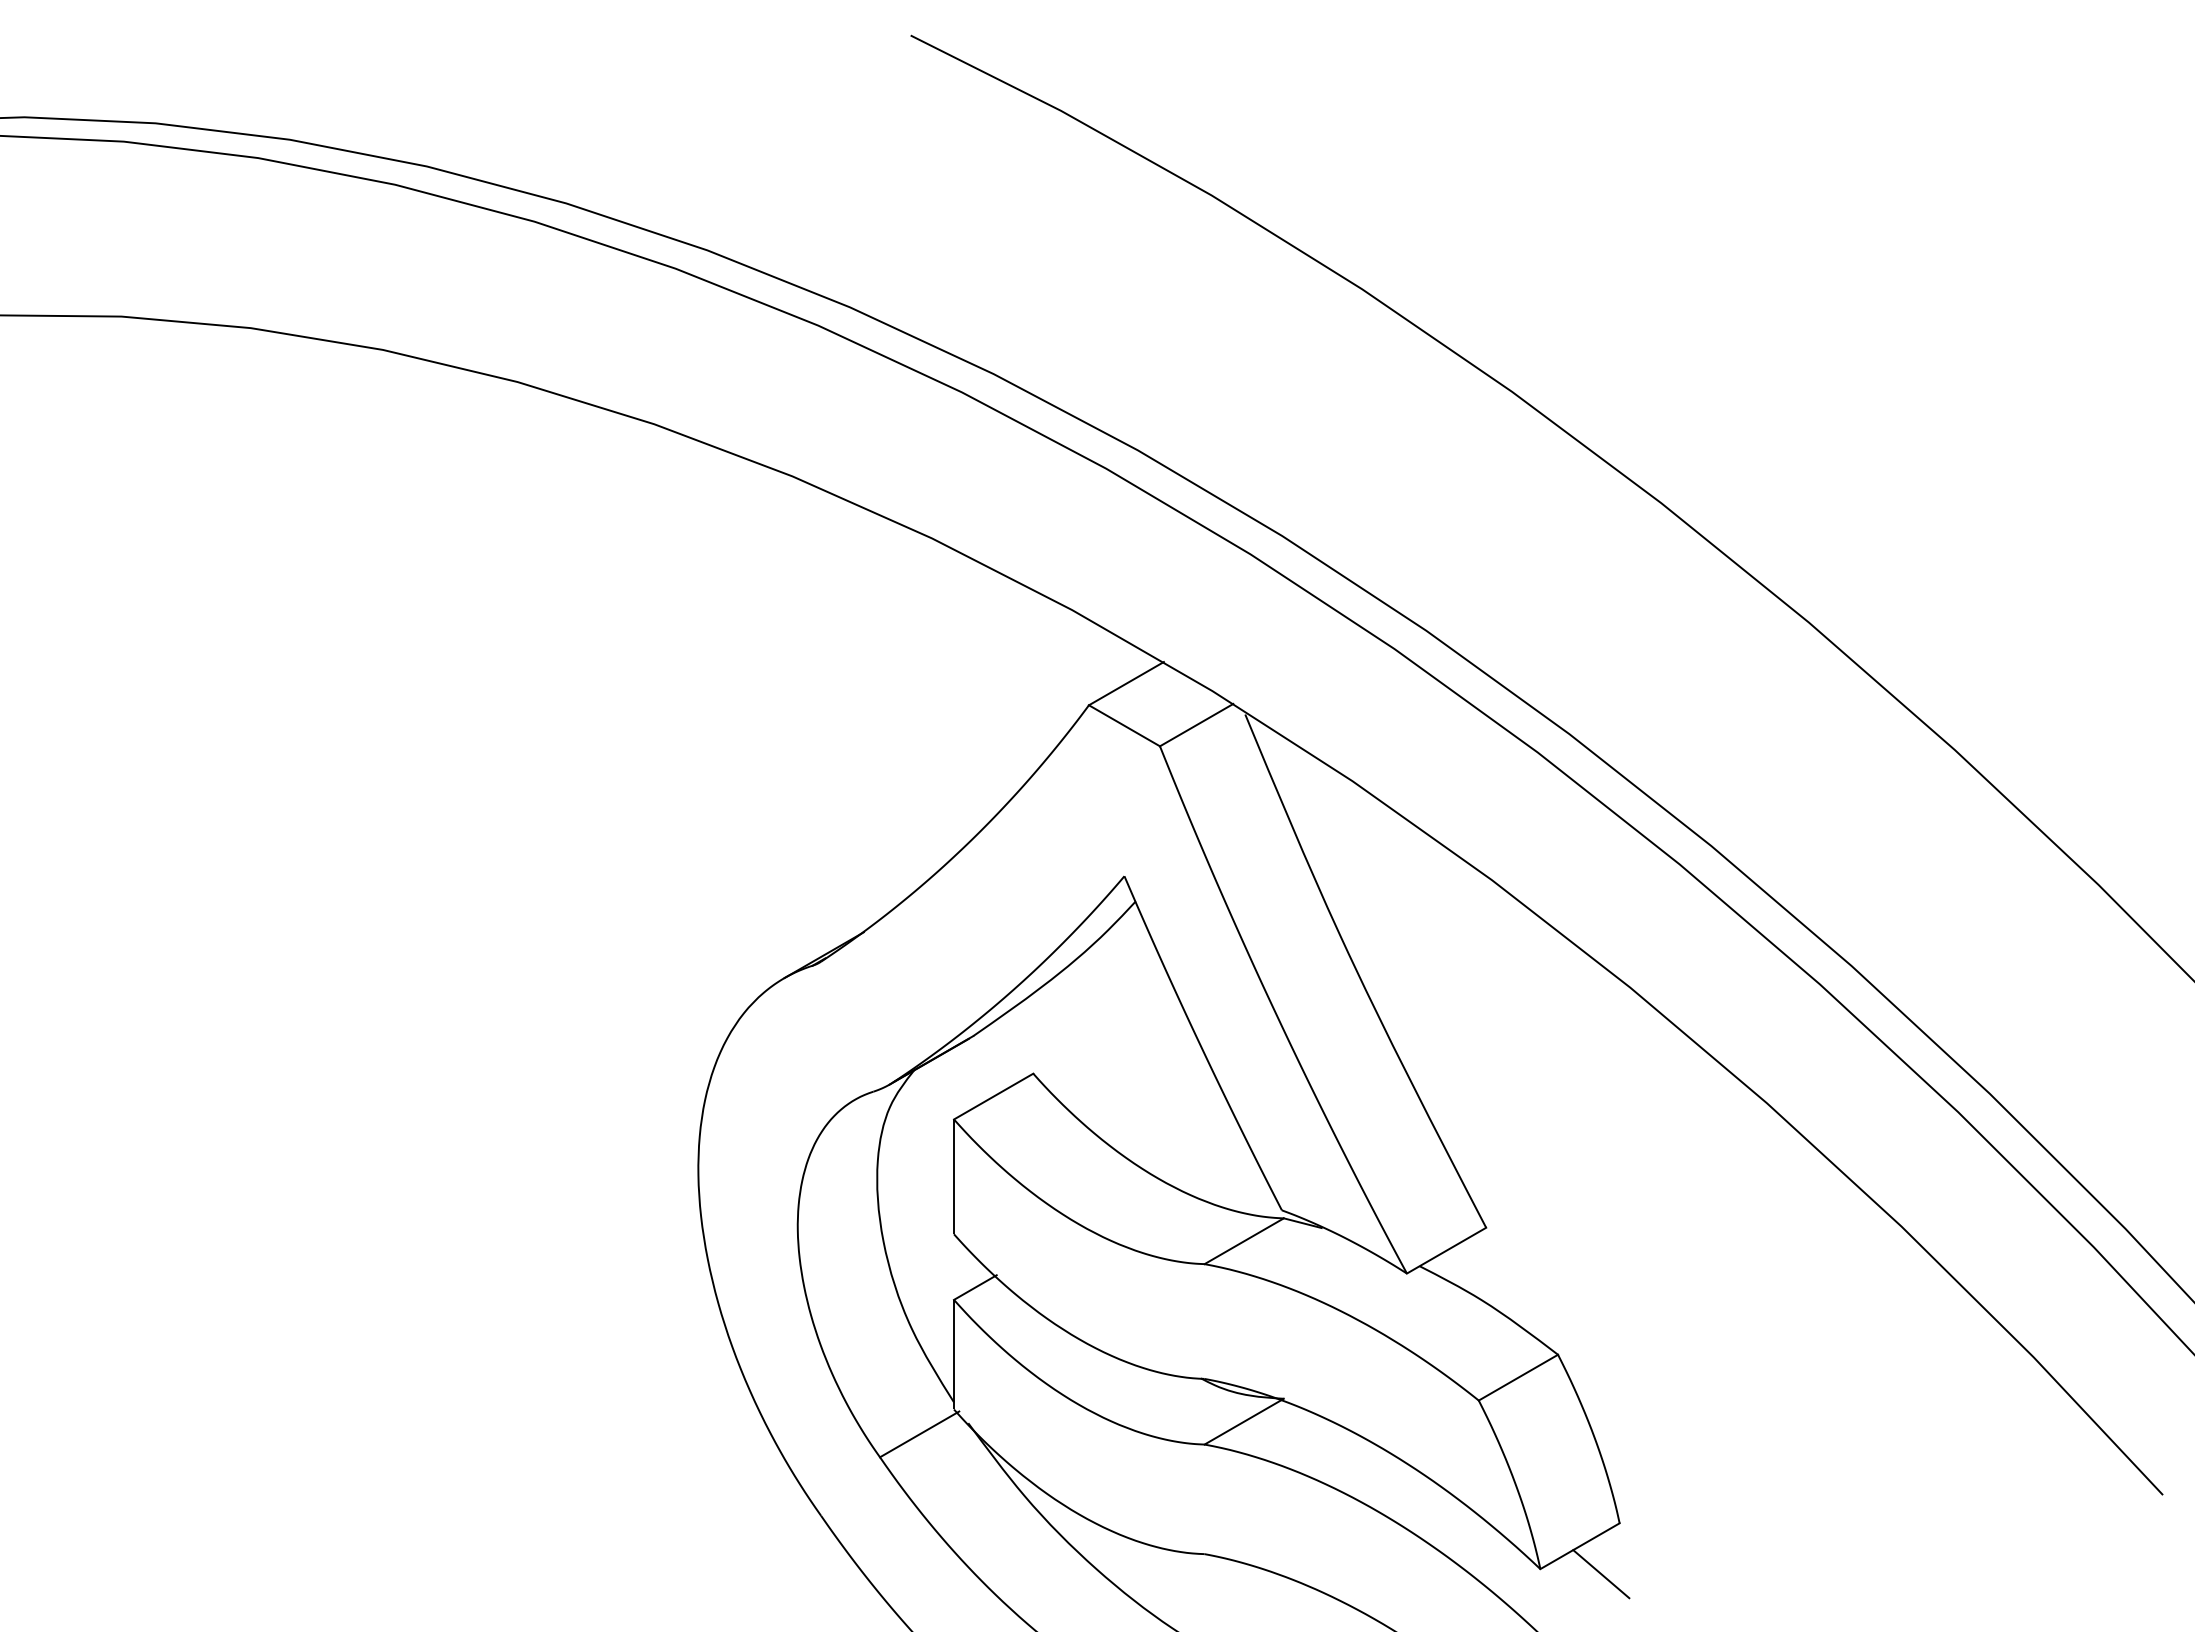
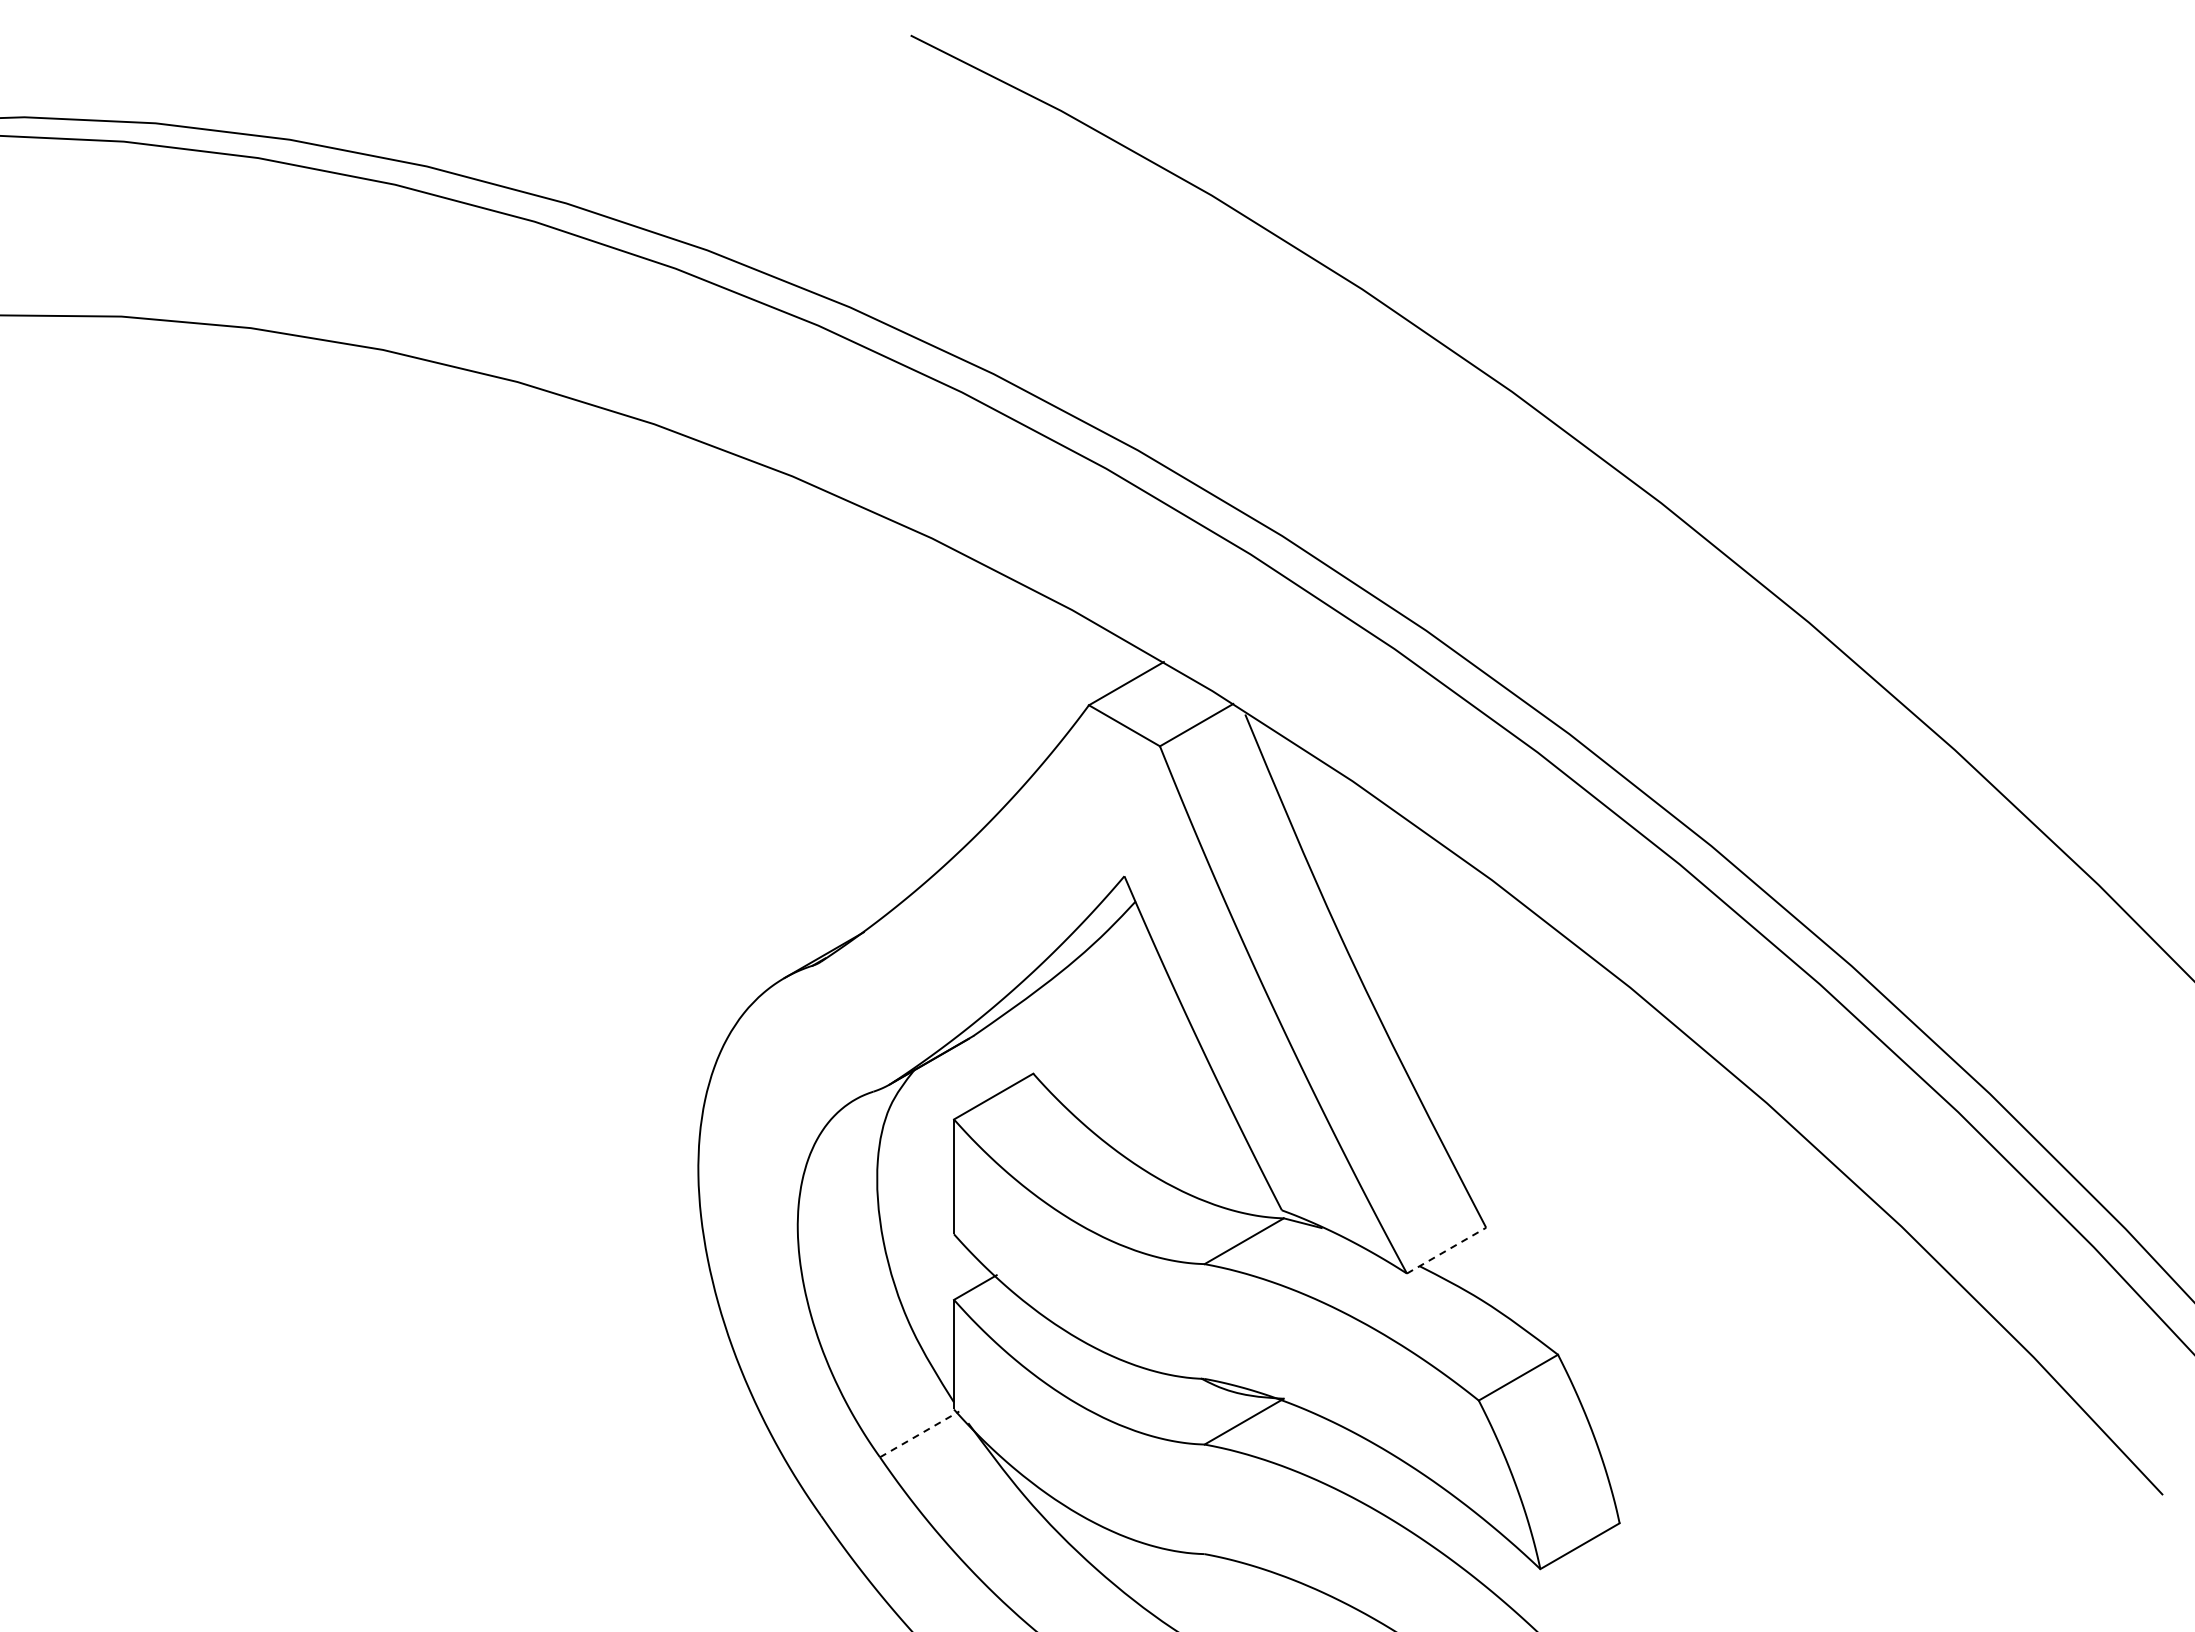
line: solid -> dashed (1446, 1250)
line: solid -> dashed (919, 1434)
line: present -> none (1601, 1574)
